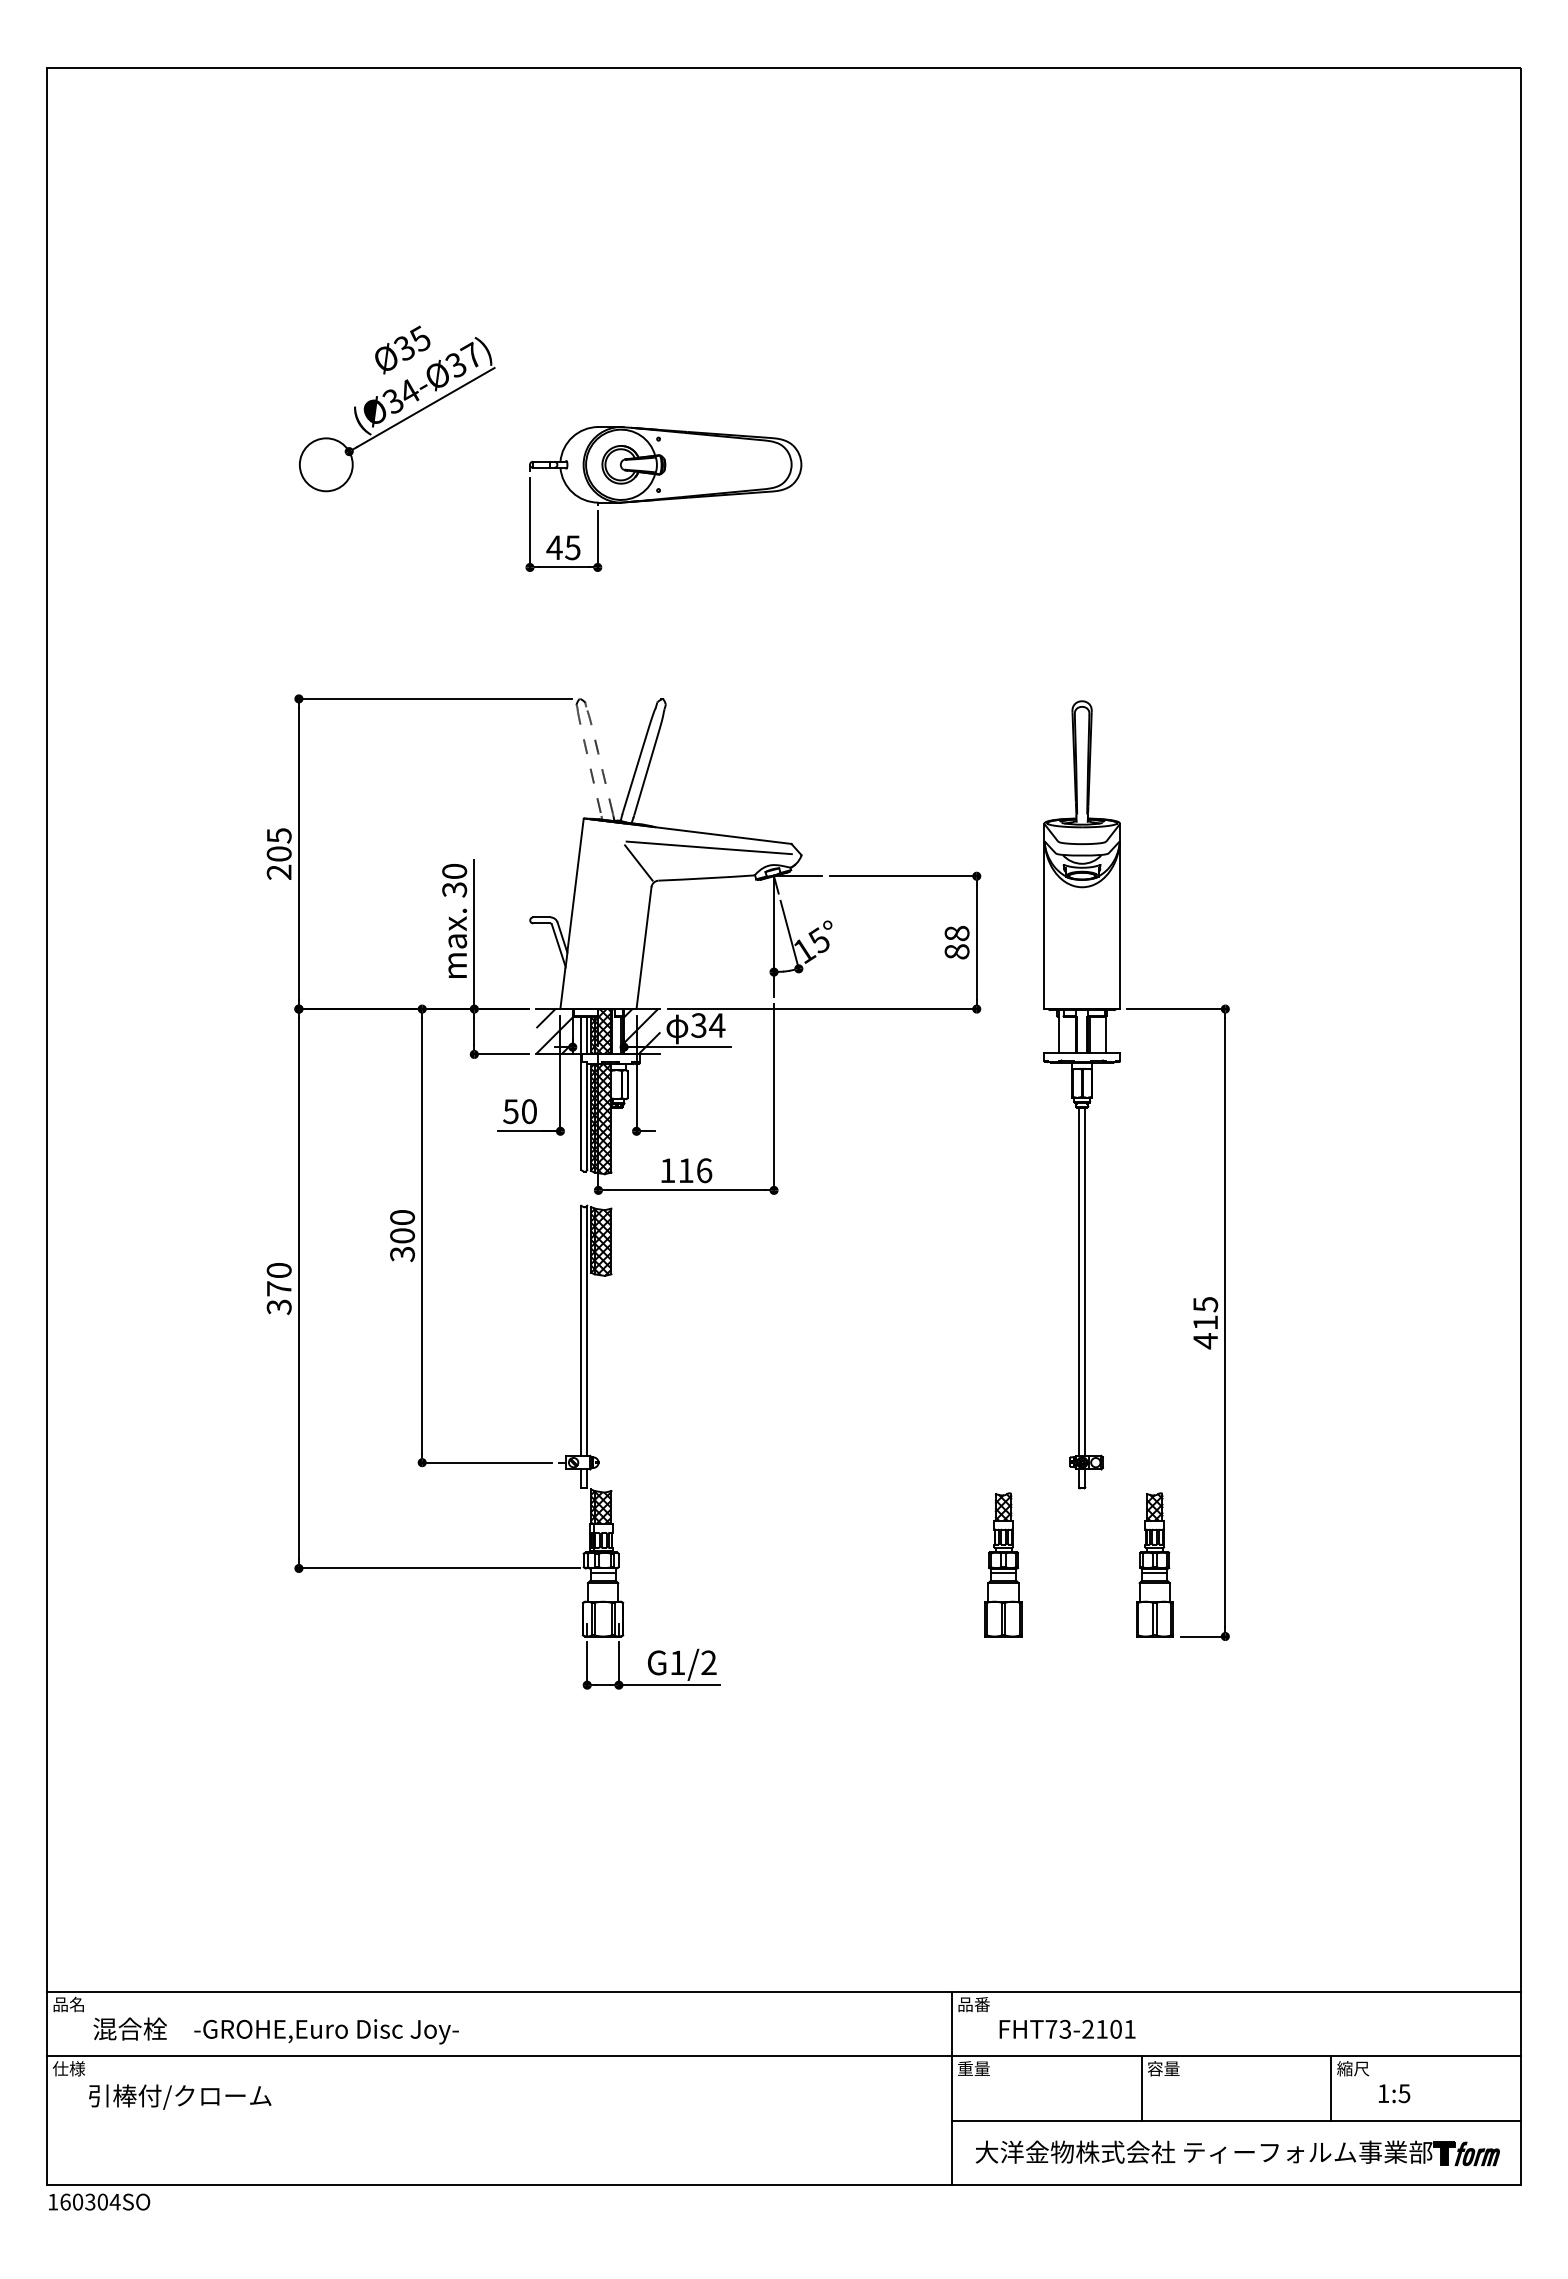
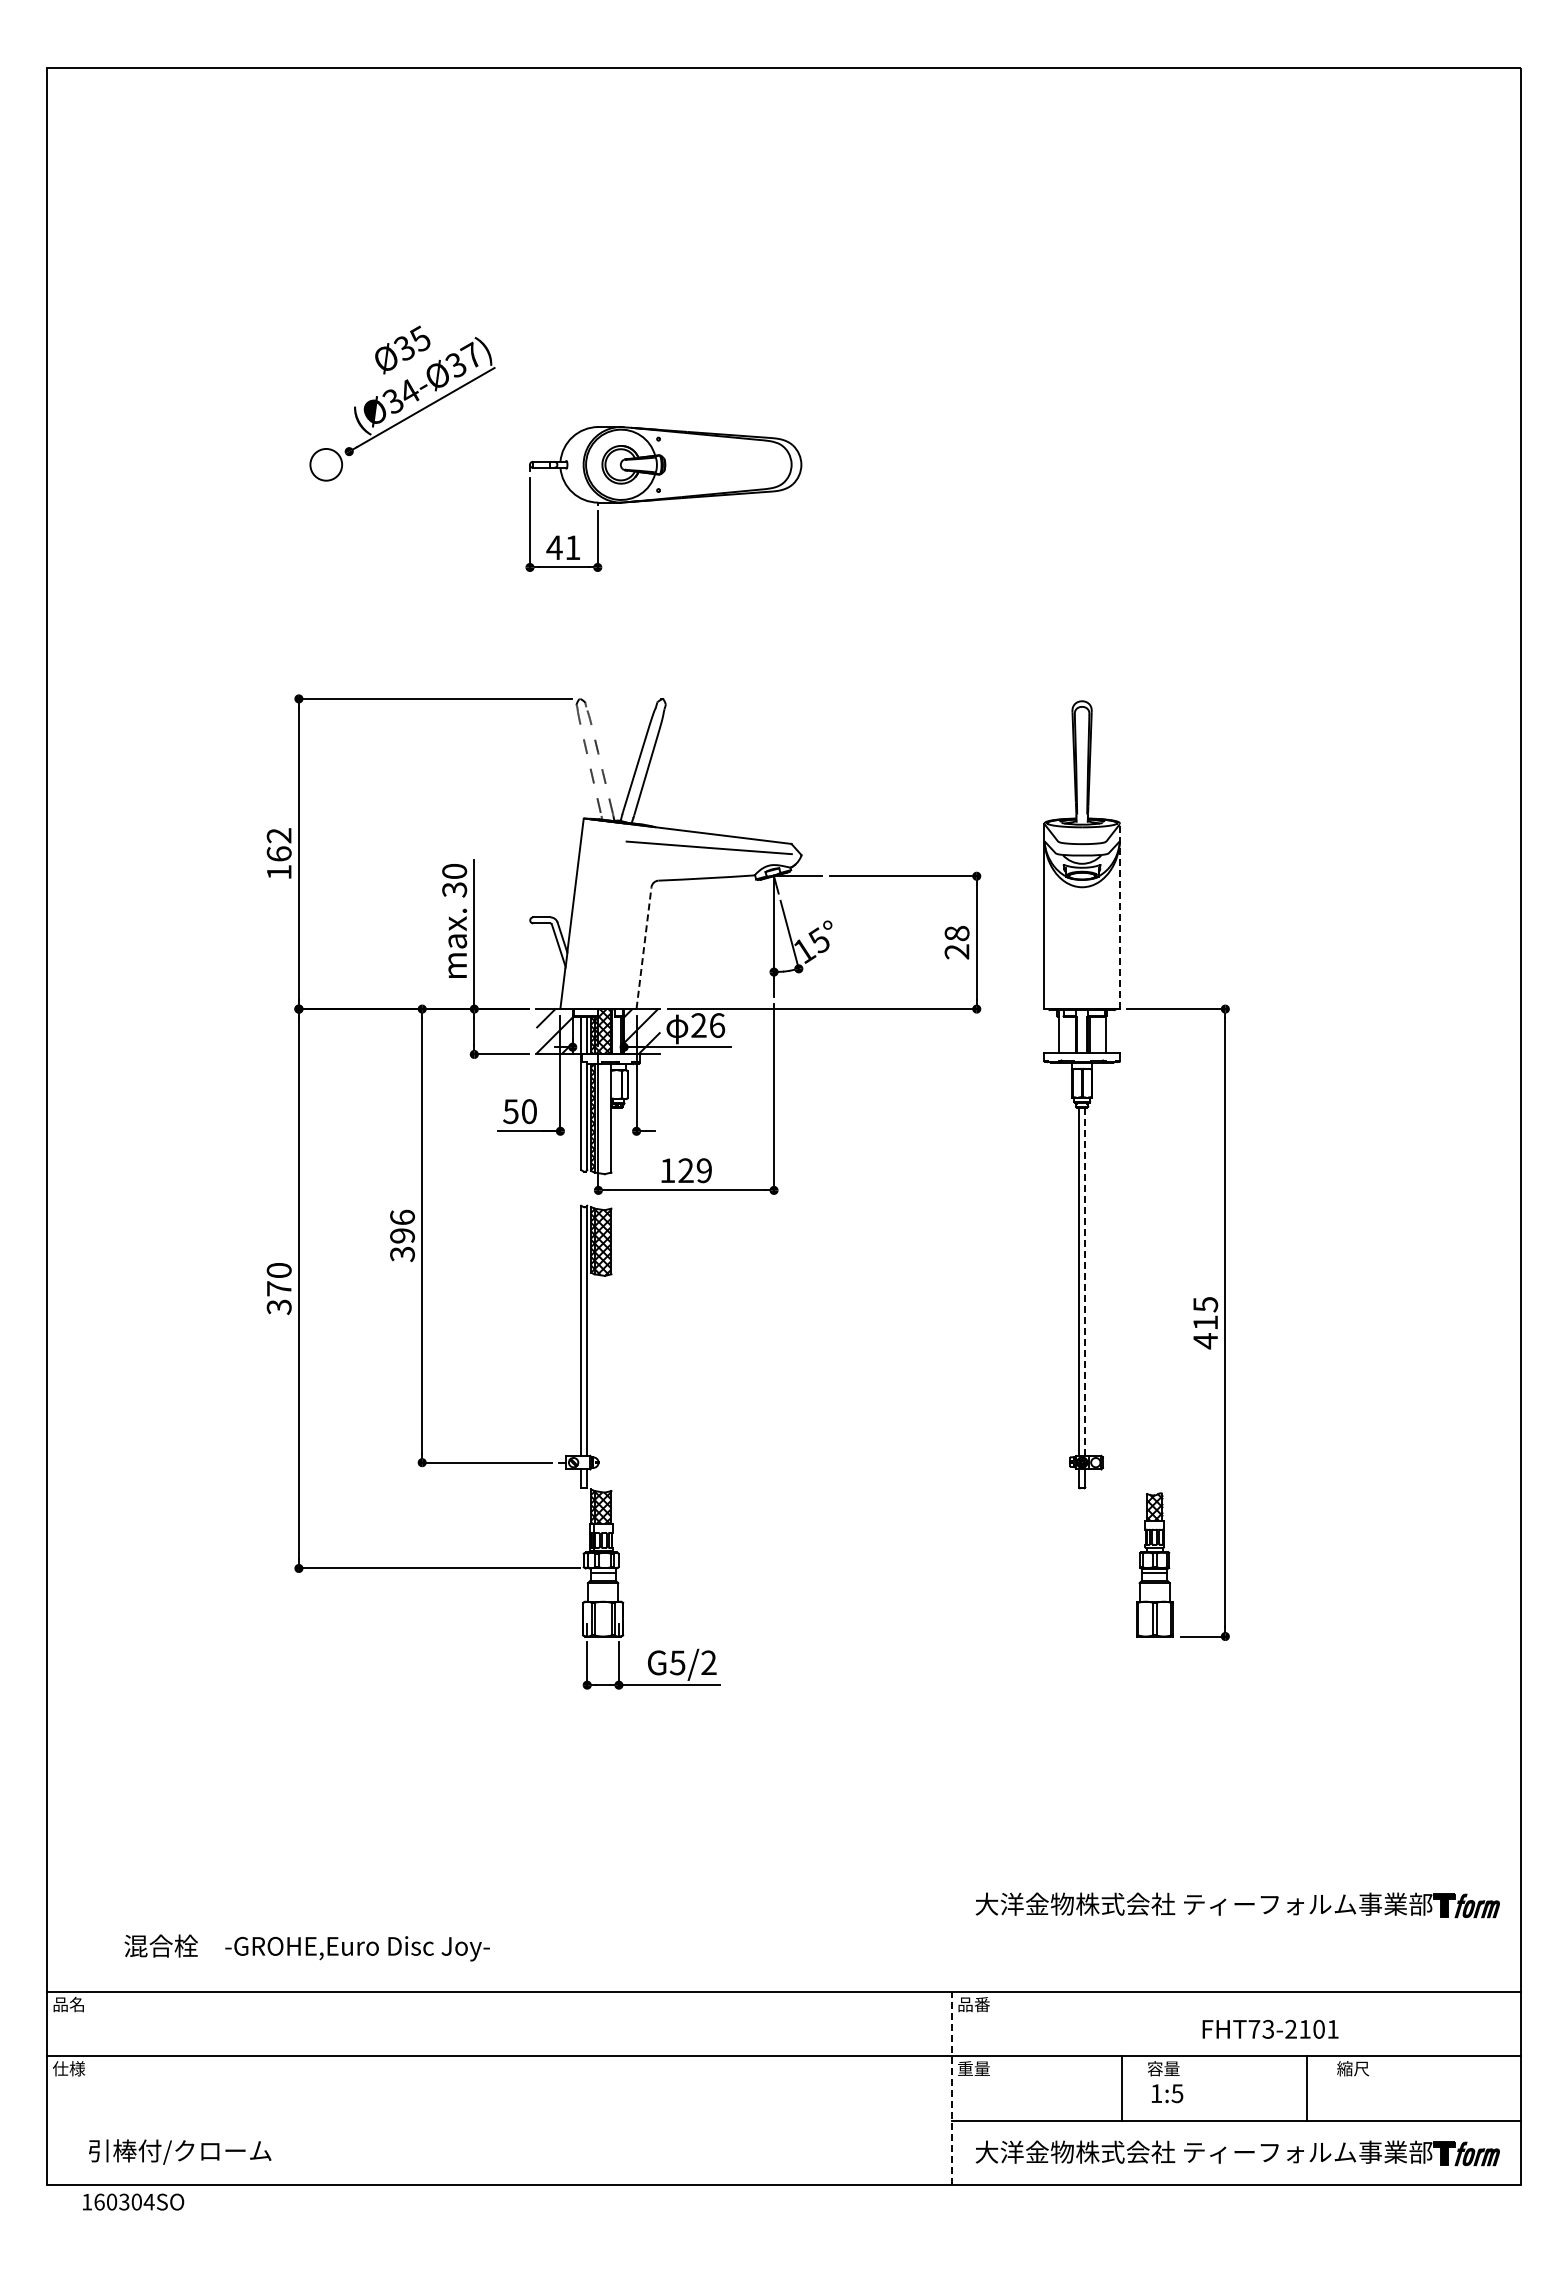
circle diameter: 53 px -> 32 px (326, 464)
text: 45 -> 41 (572, 547)
text: 205 -> 162 (278, 853)
line: present -> none (638, 862)
line: solid -> dashed (1120, 915)
line: solid -> dashed (644, 947)
text: 88 -> 28 (956, 951)
text: 34 -> 26 (708, 1025)
hatch: present -> none (602, 1118)
text: 116 -> 129 (695, 1170)
text: 300 -> 396 (402, 1226)
line: solid -> dashed (1085, 1281)
part: present -> none (1003, 1564)
text: G1/2 -> G5/2 (677, 1662)
part: none -> present (1237, 1905)
text position: (1067, 2028) -> (1270, 2028) (1270, 2028)
text position: (275, 2030) -> (306, 1947) (306, 1947)
line: solid -> dashed (951, 2088)
line position: (1141, 2088) -> (1121, 2088) (1121, 2088)
line position: (1331, 2088) -> (1307, 2088) (1307, 2088)
text position: (1394, 2093) -> (1167, 2093) (1167, 2093)
text position: (180, 2096) -> (180, 2151) (180, 2151)
text position: (99, 2201) -> (133, 2201) (133, 2201)
